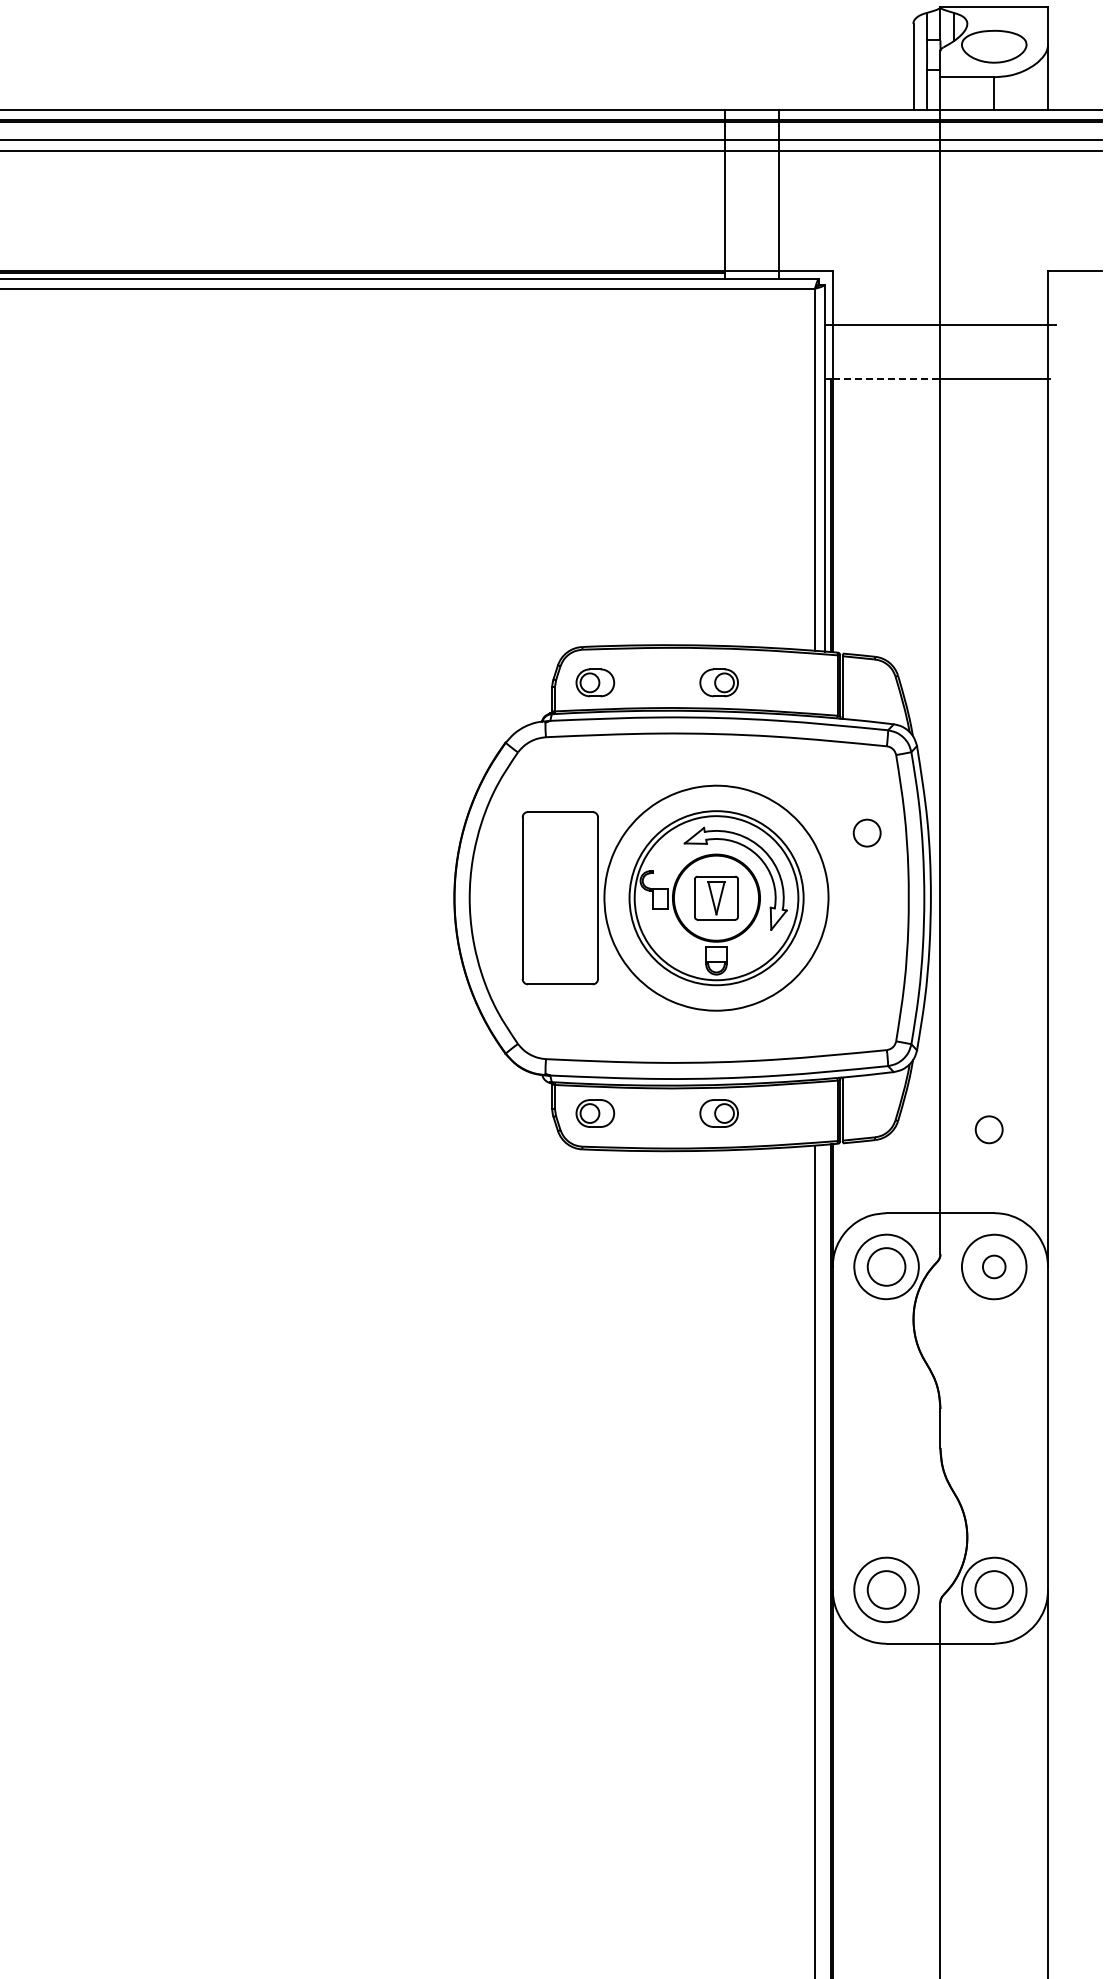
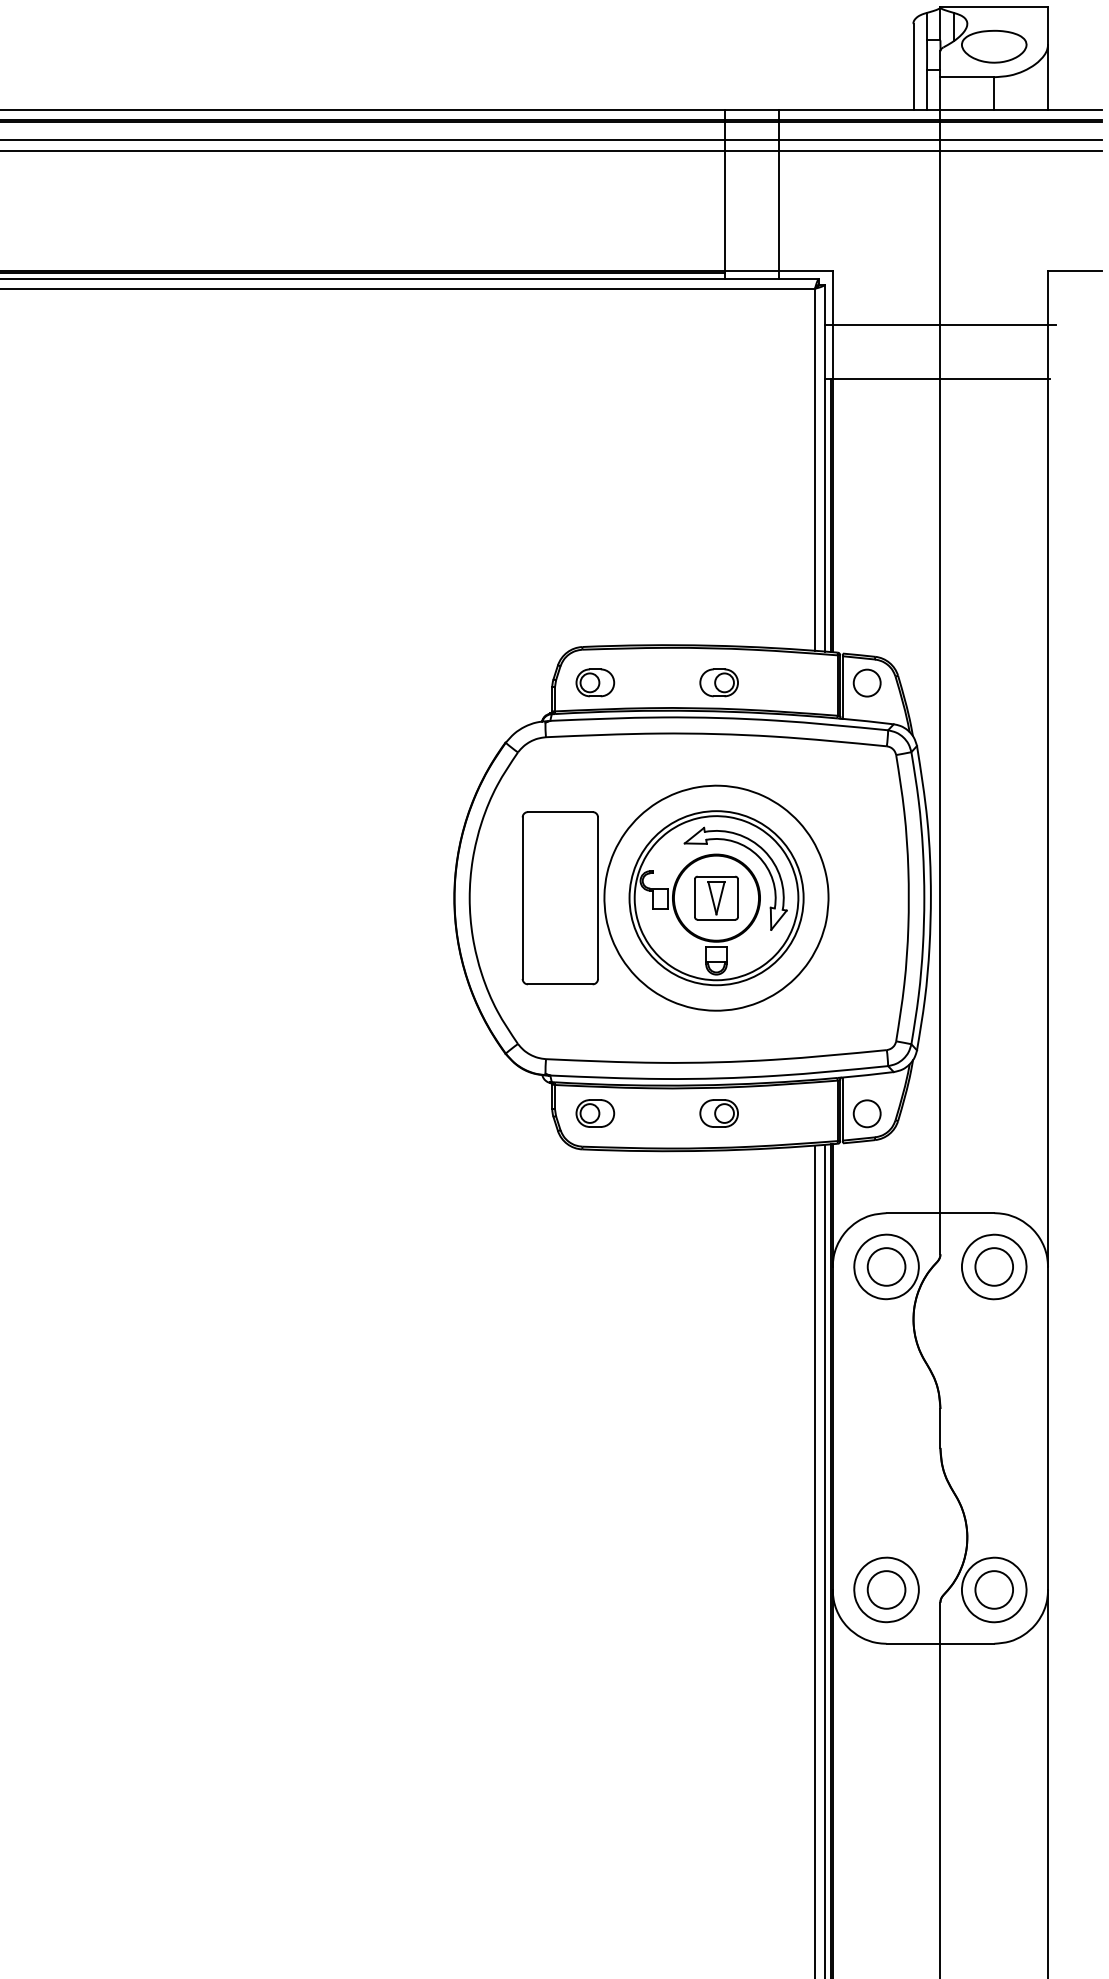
line: dashed -> solid (886, 378)
circle position: (866, 832) -> (866, 682) (866, 682)
circle position: (988, 1129) -> (866, 1113) (866, 1113)
circle diameter: 23 px -> 38 px (994, 1266)
line: none -> present (824, 1559)
